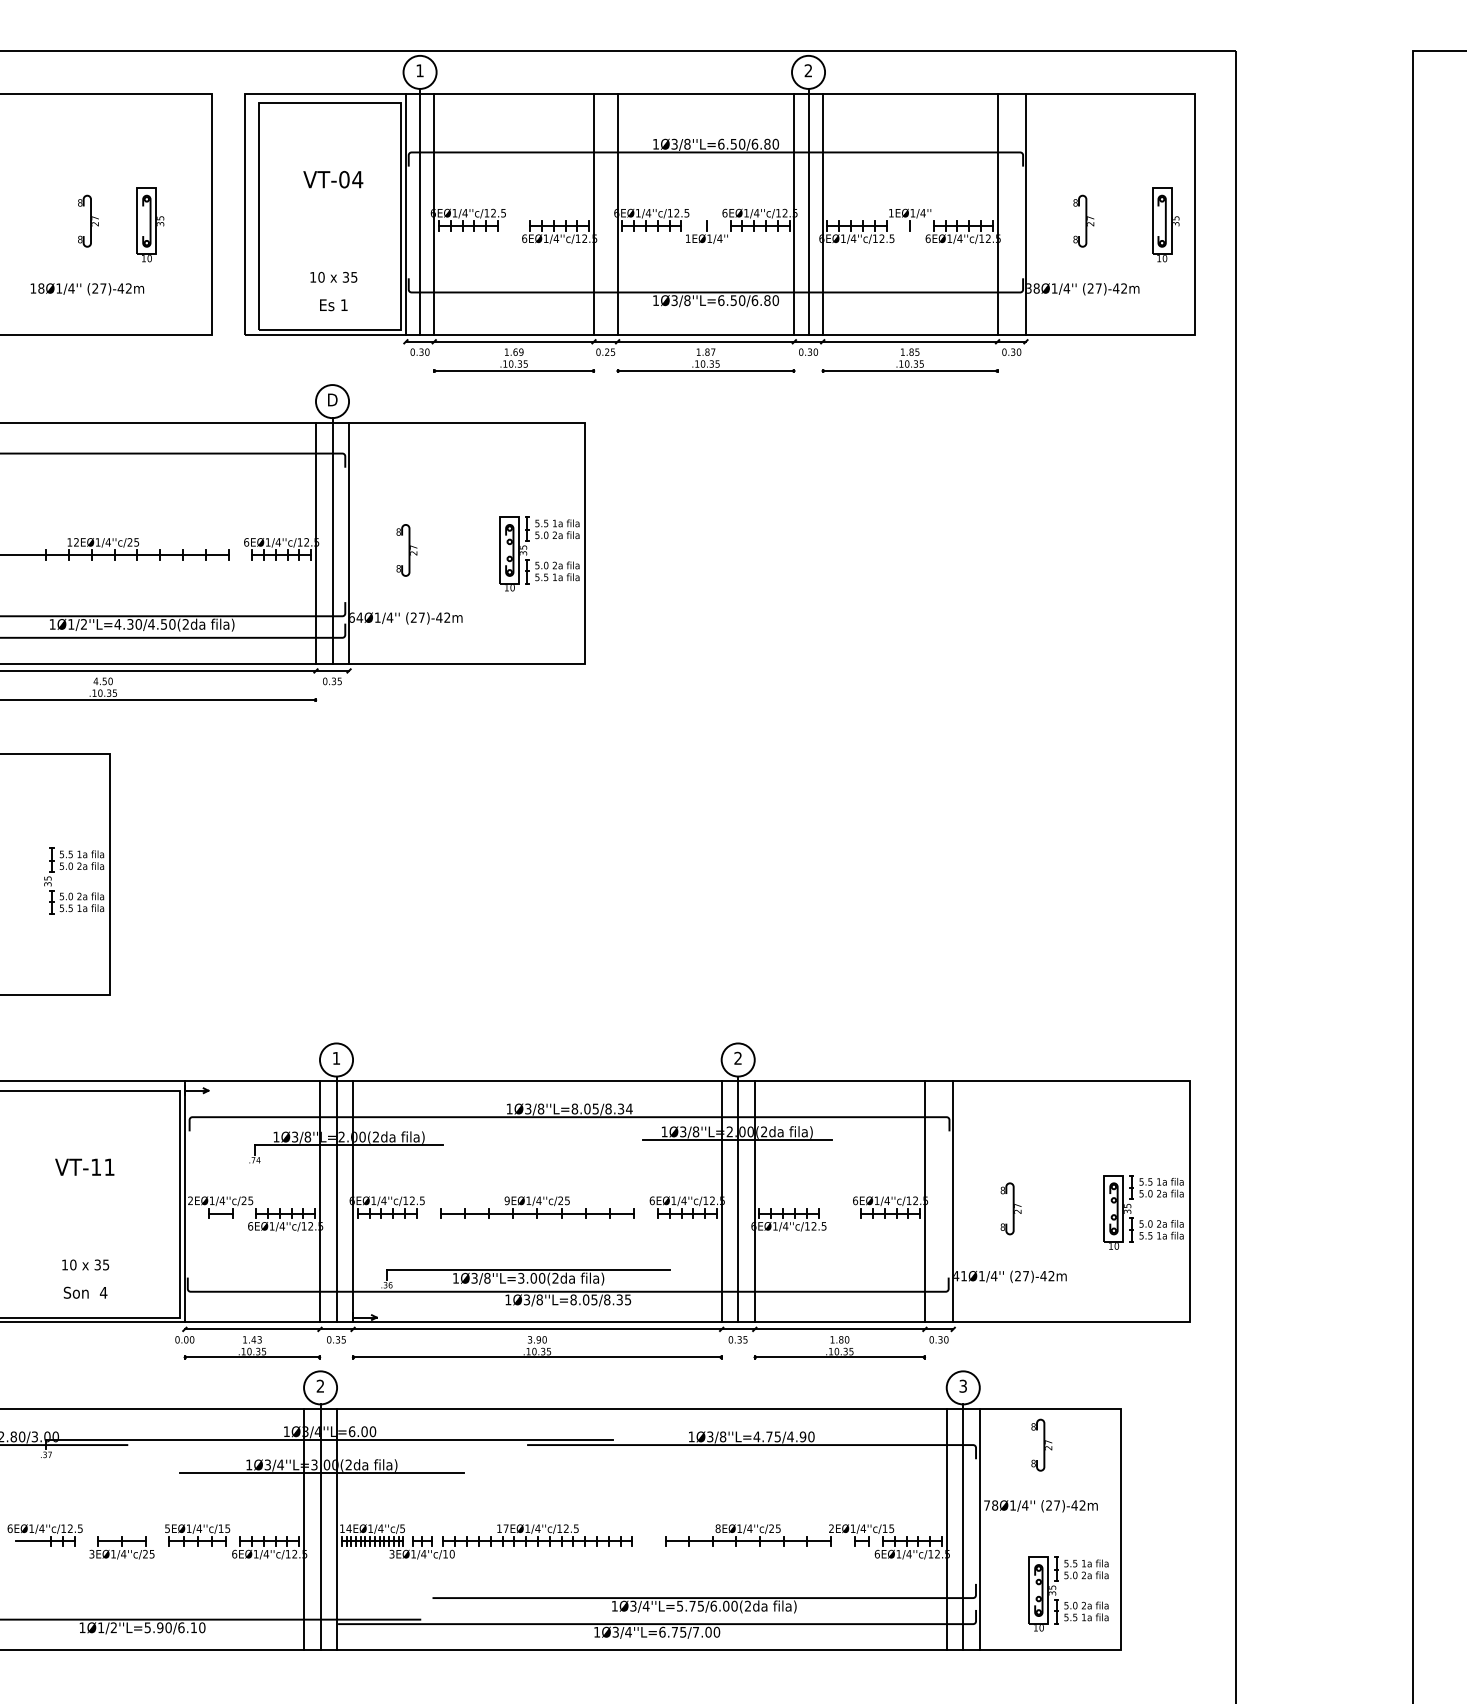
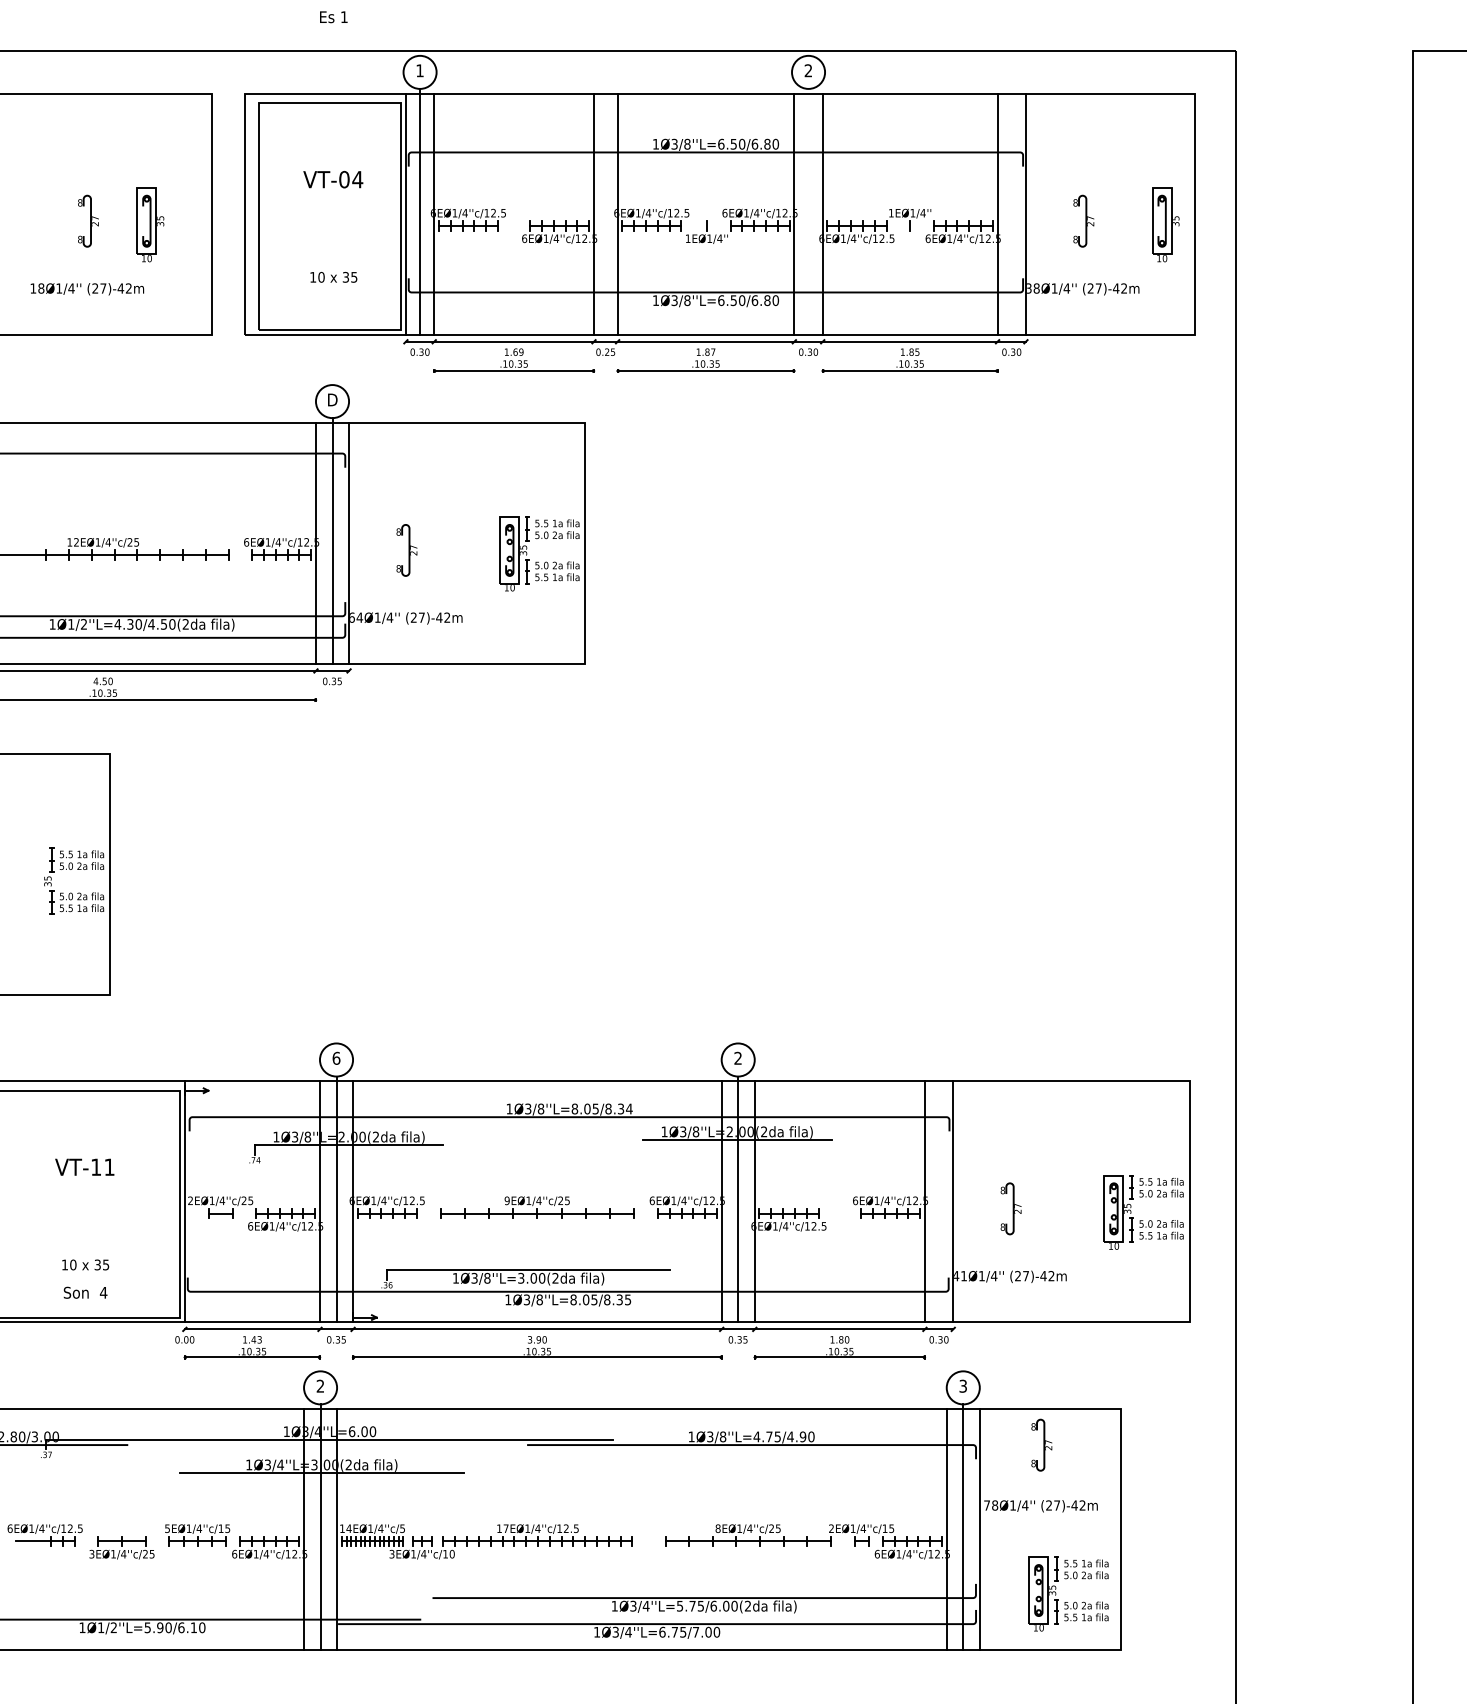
line: present -> none (808, 211)
text position: (333, 305) -> (333, 17) (333, 17)
text: 1 -> 6 (336, 1057)
